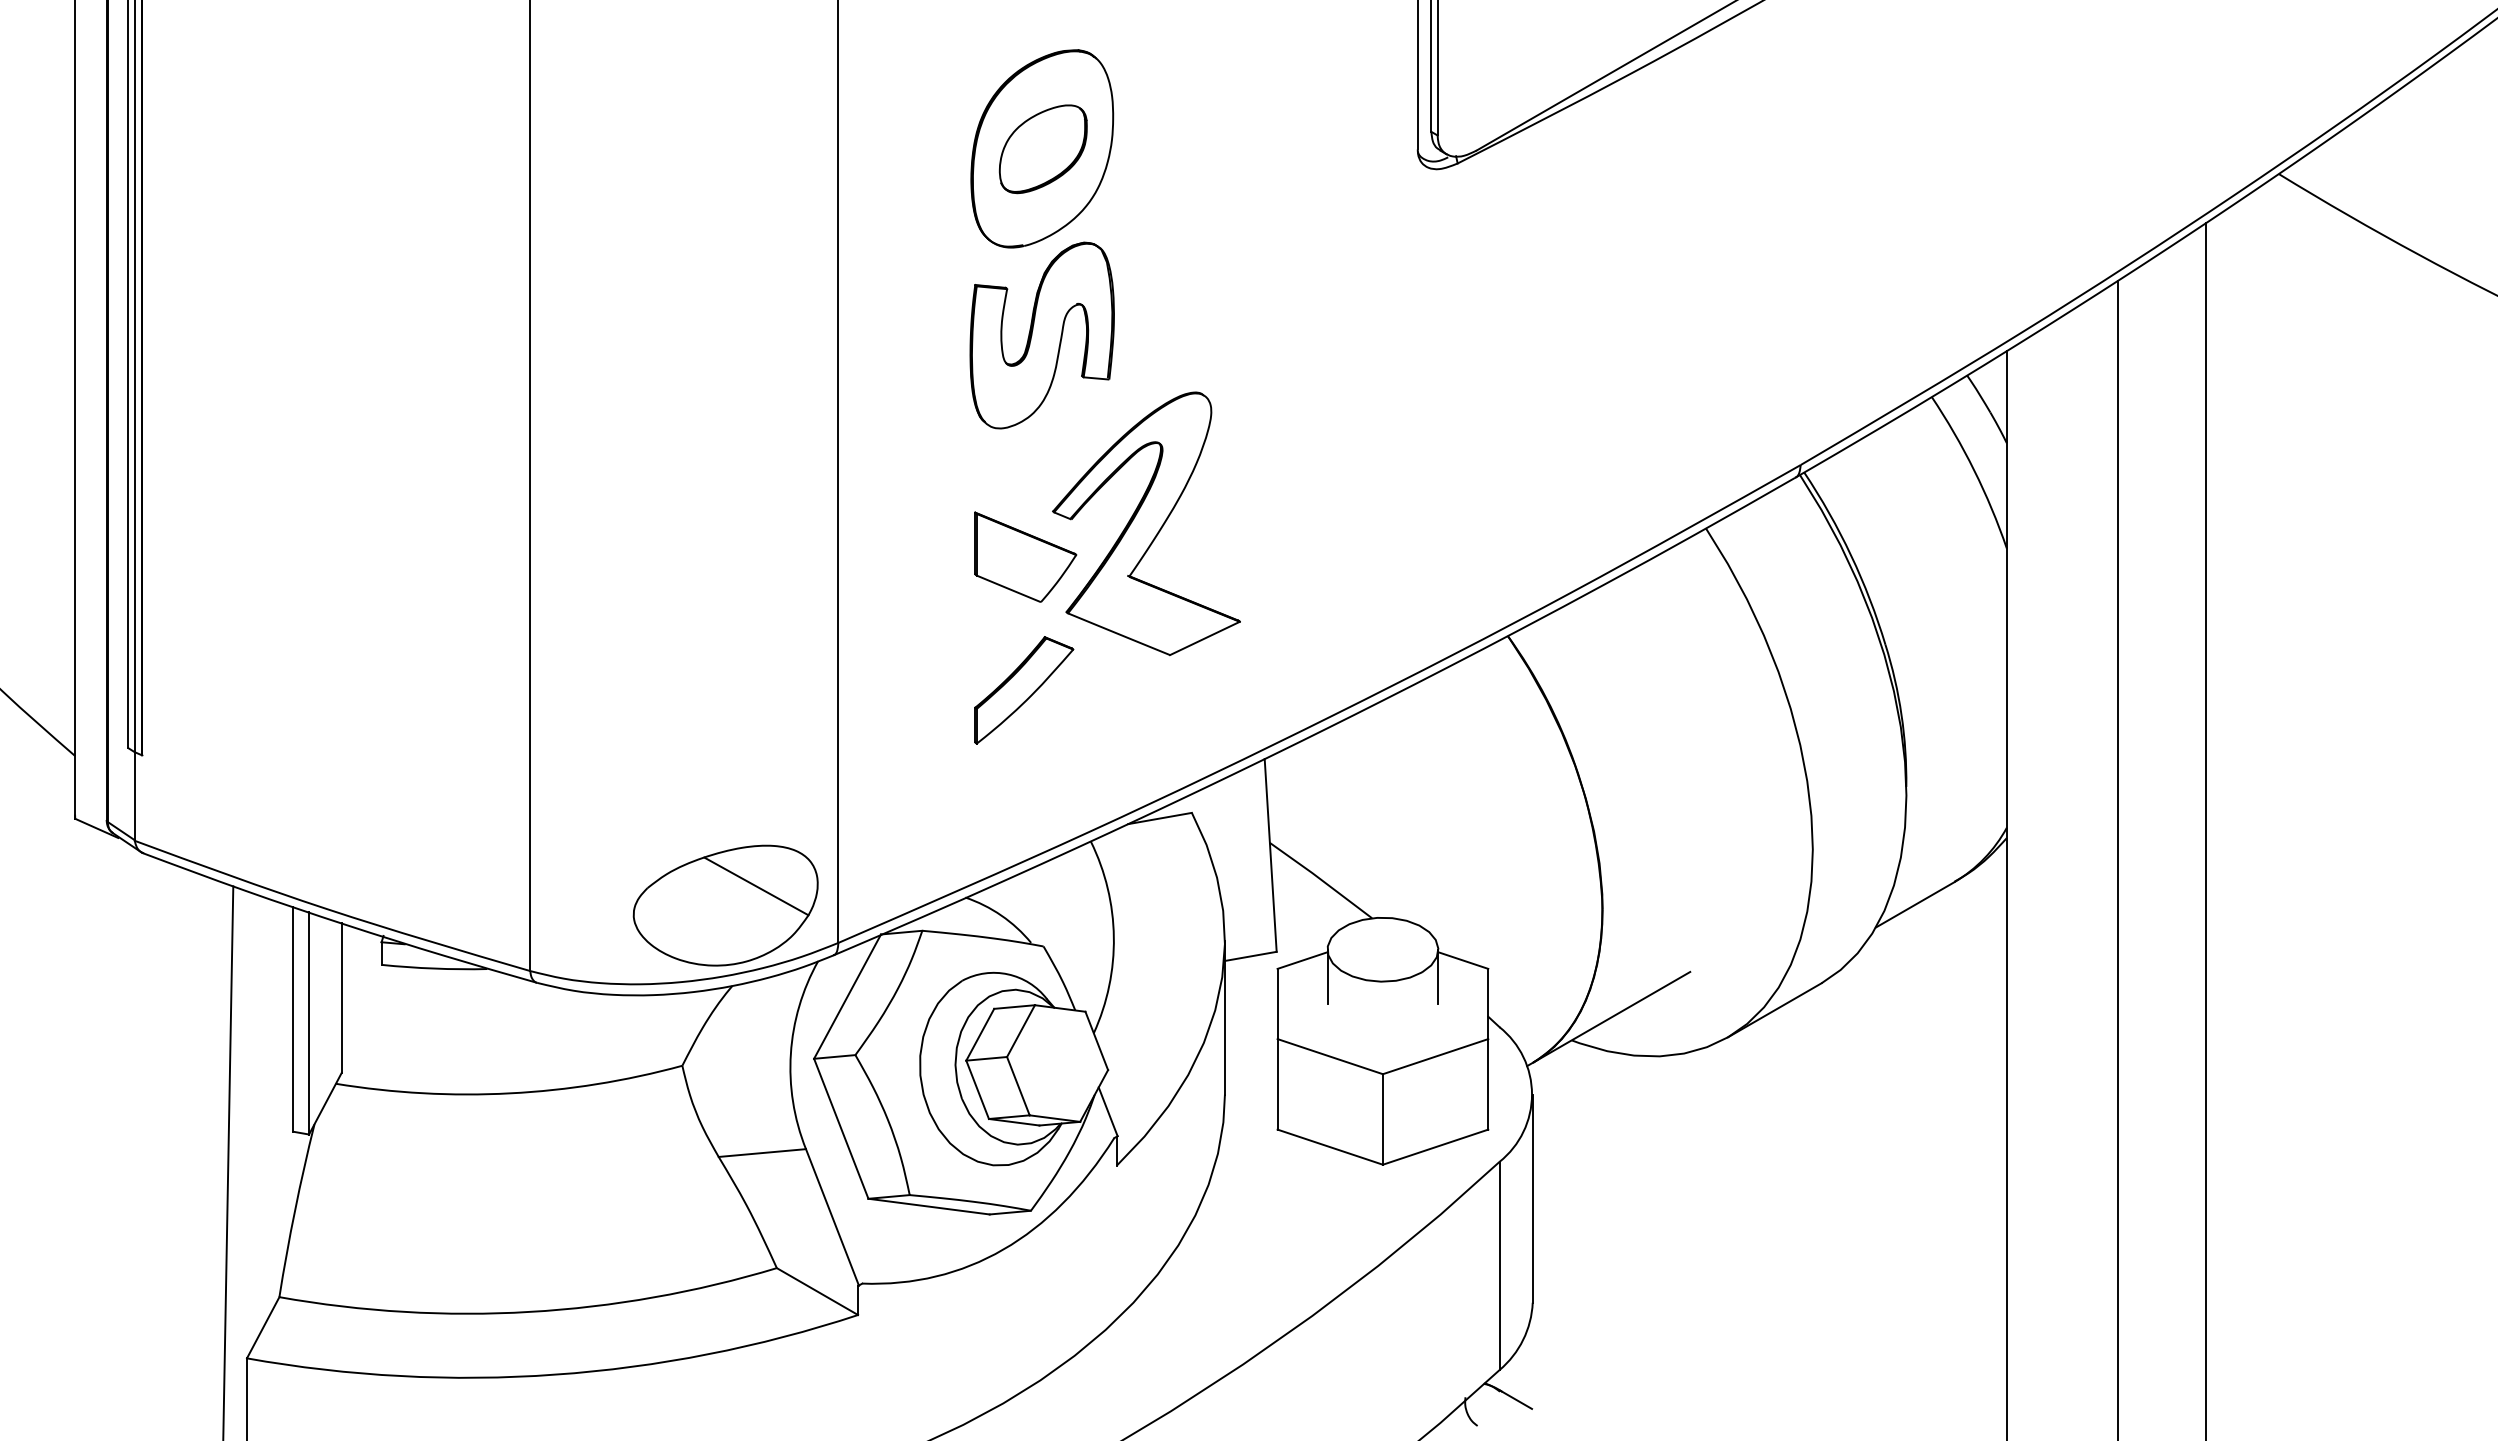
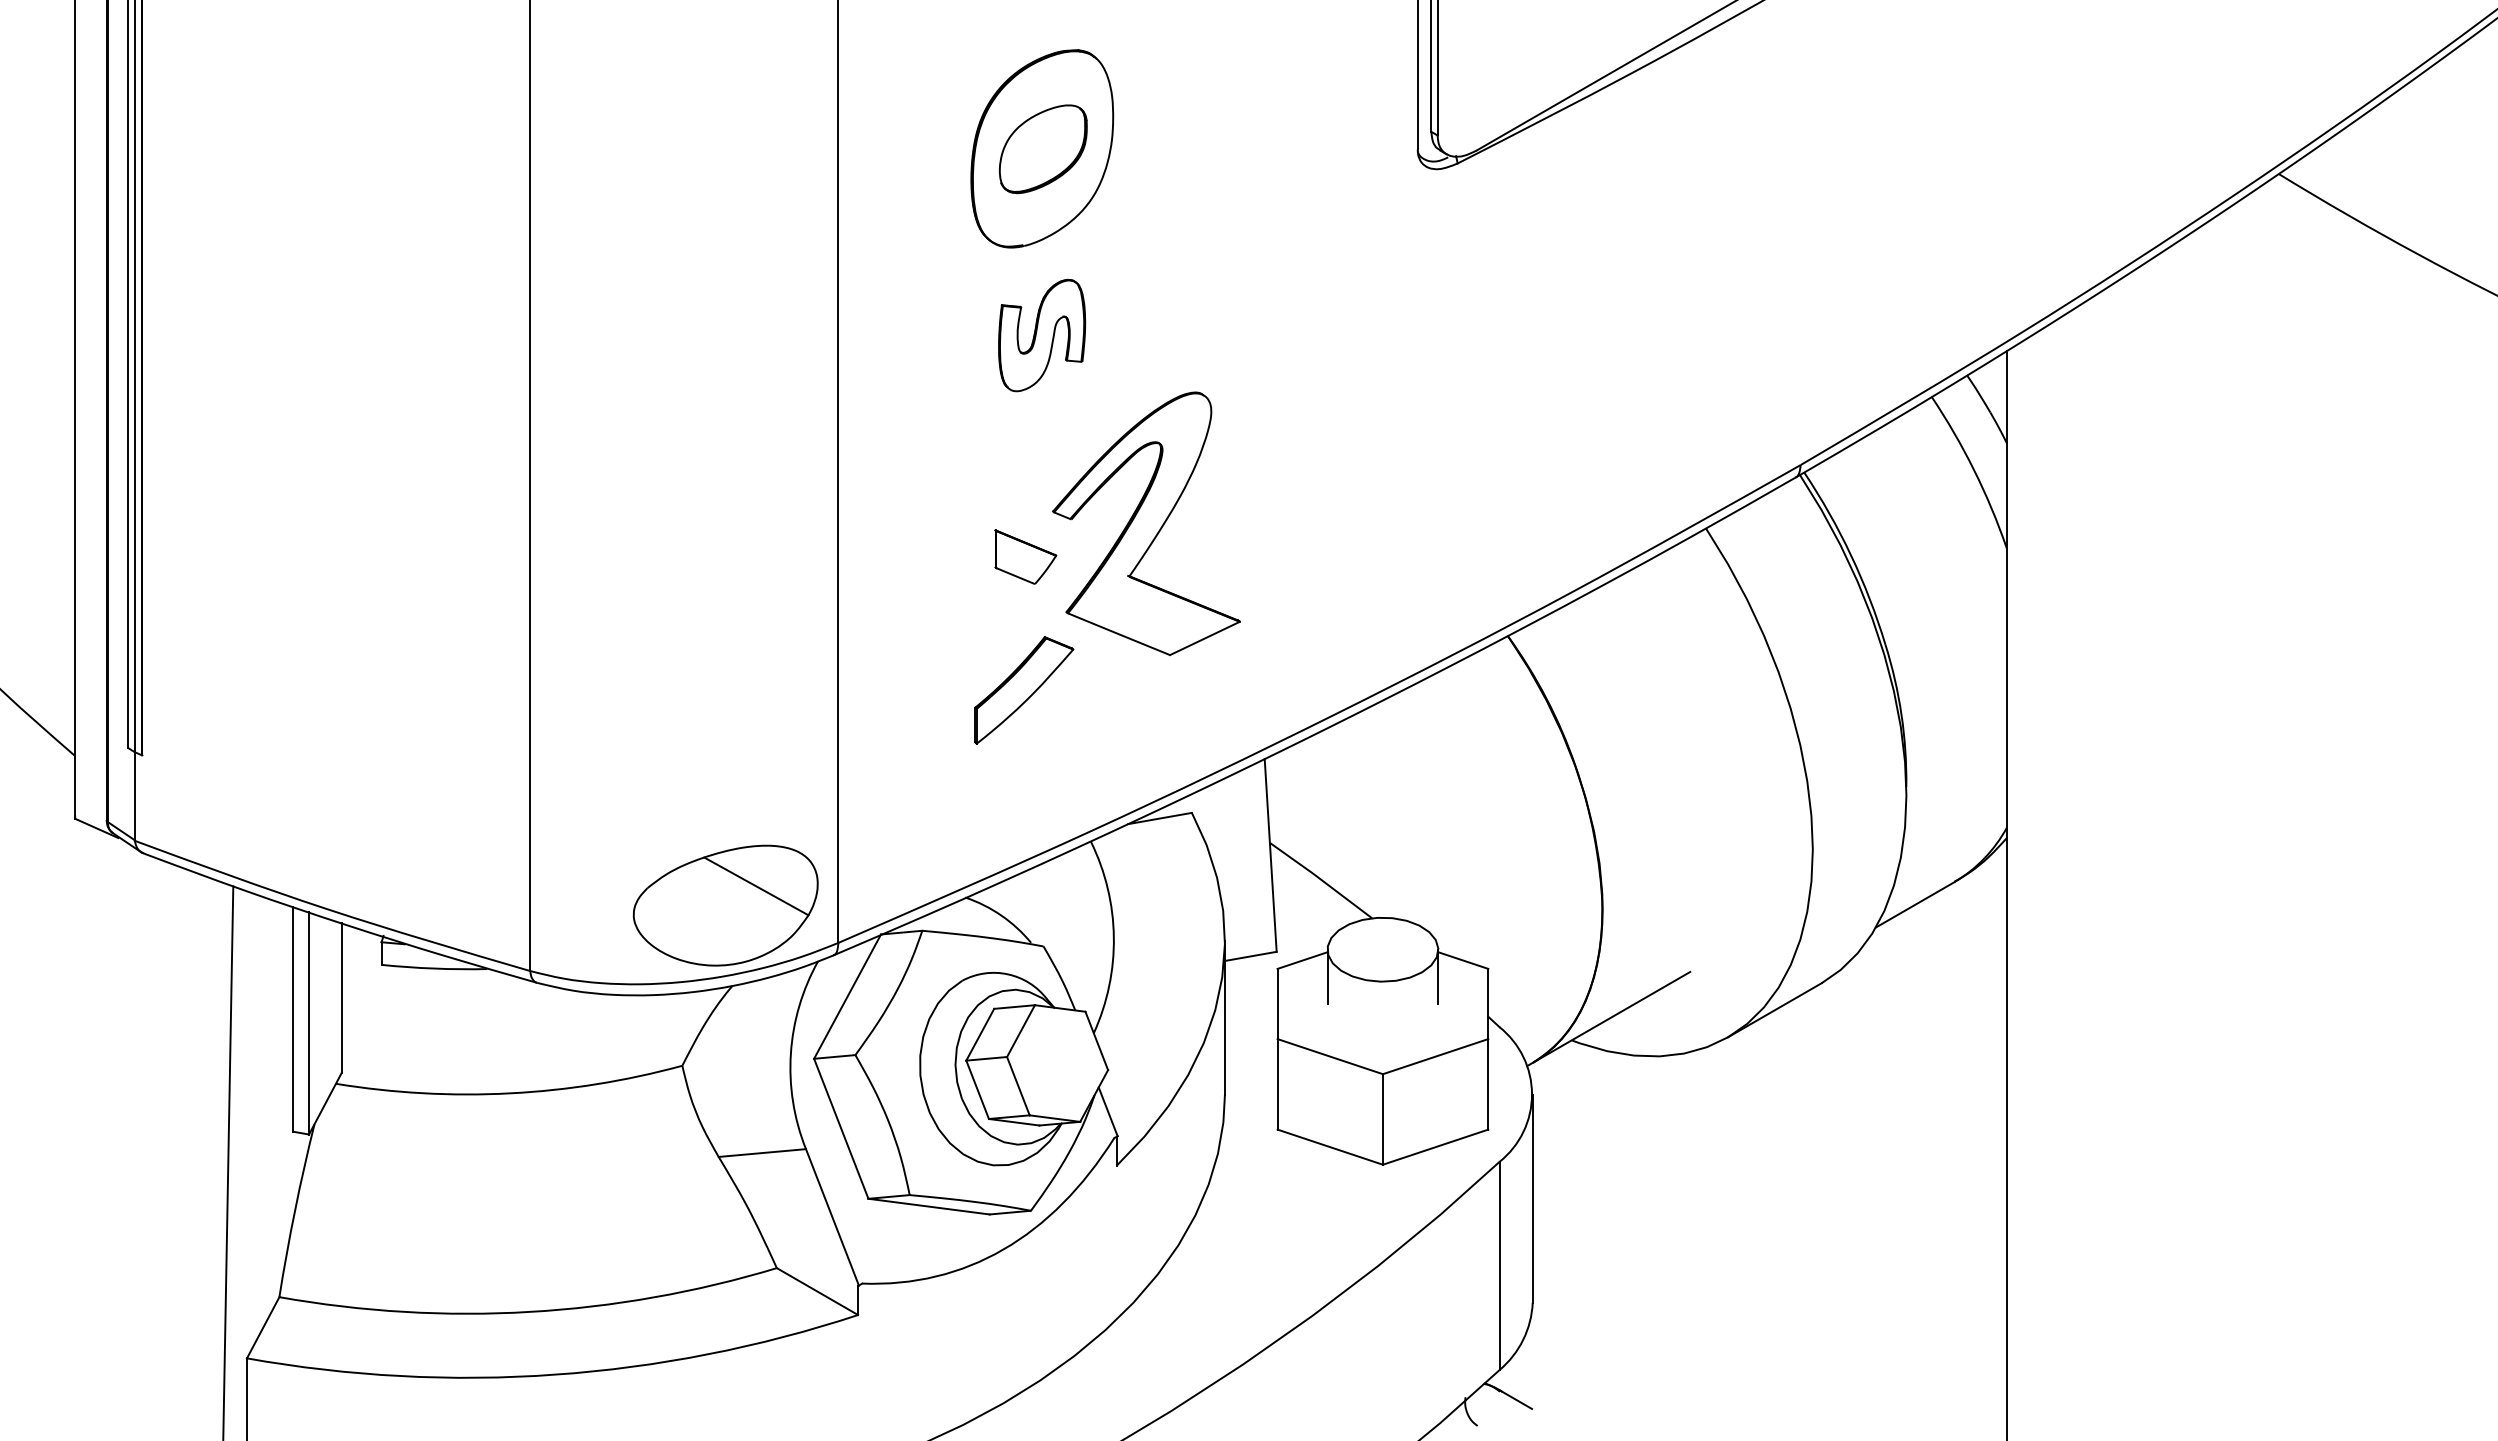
part size: 146x189 px -> 89x115 px (1042, 335)
part size: 104x92 px -> 64x56 px (1025, 556)
line: present -> none (2206, 829)
line: present -> none (2117, 859)
